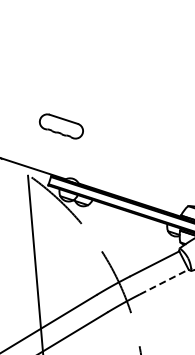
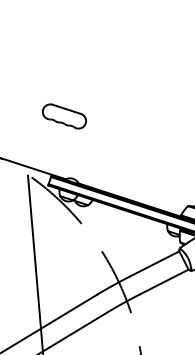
part position: (61, 126) -> (64, 116) (64, 116)
line: dashed -> solid (164, 281)
